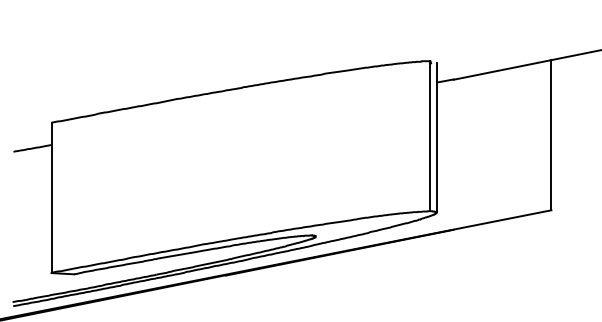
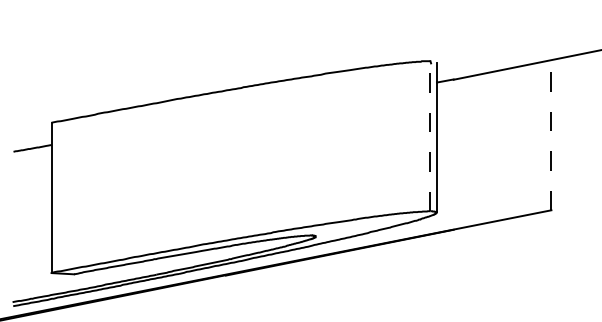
line: solid -> dashed (551, 134)
line: solid -> dashed (430, 135)
